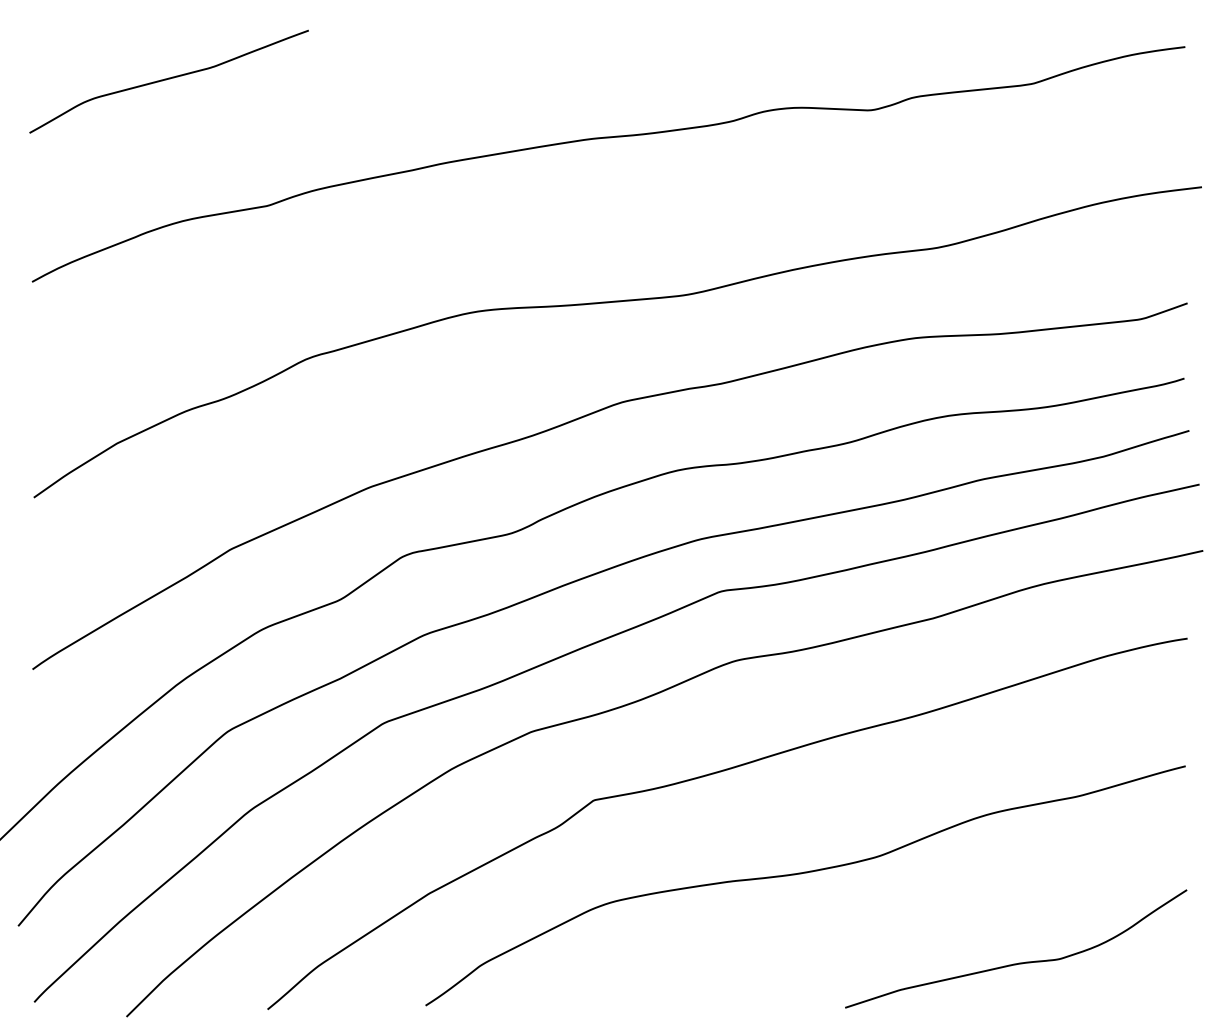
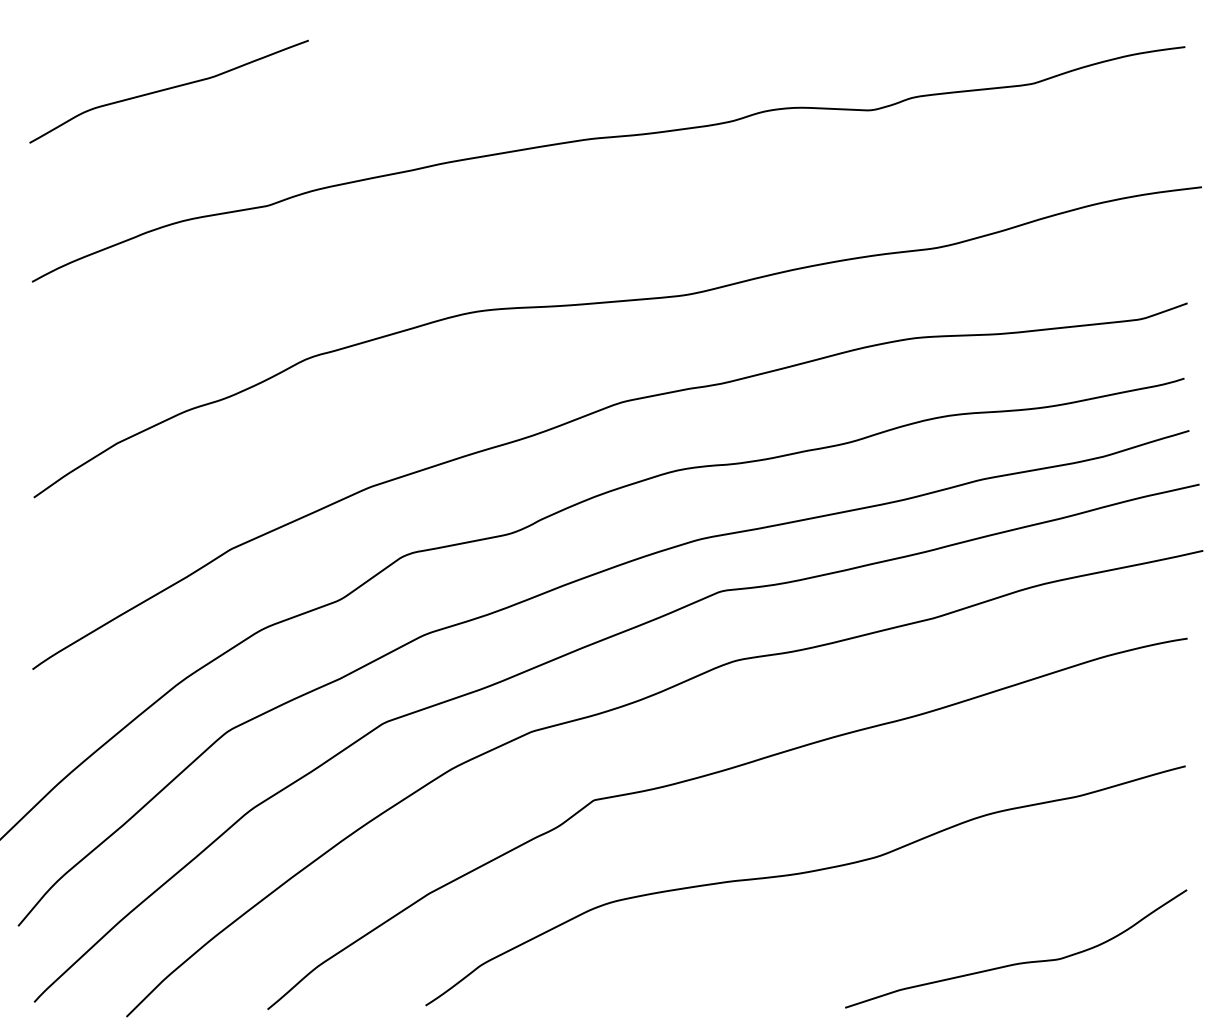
curve position: (168, 79) -> (168, 89) (168, 89)
